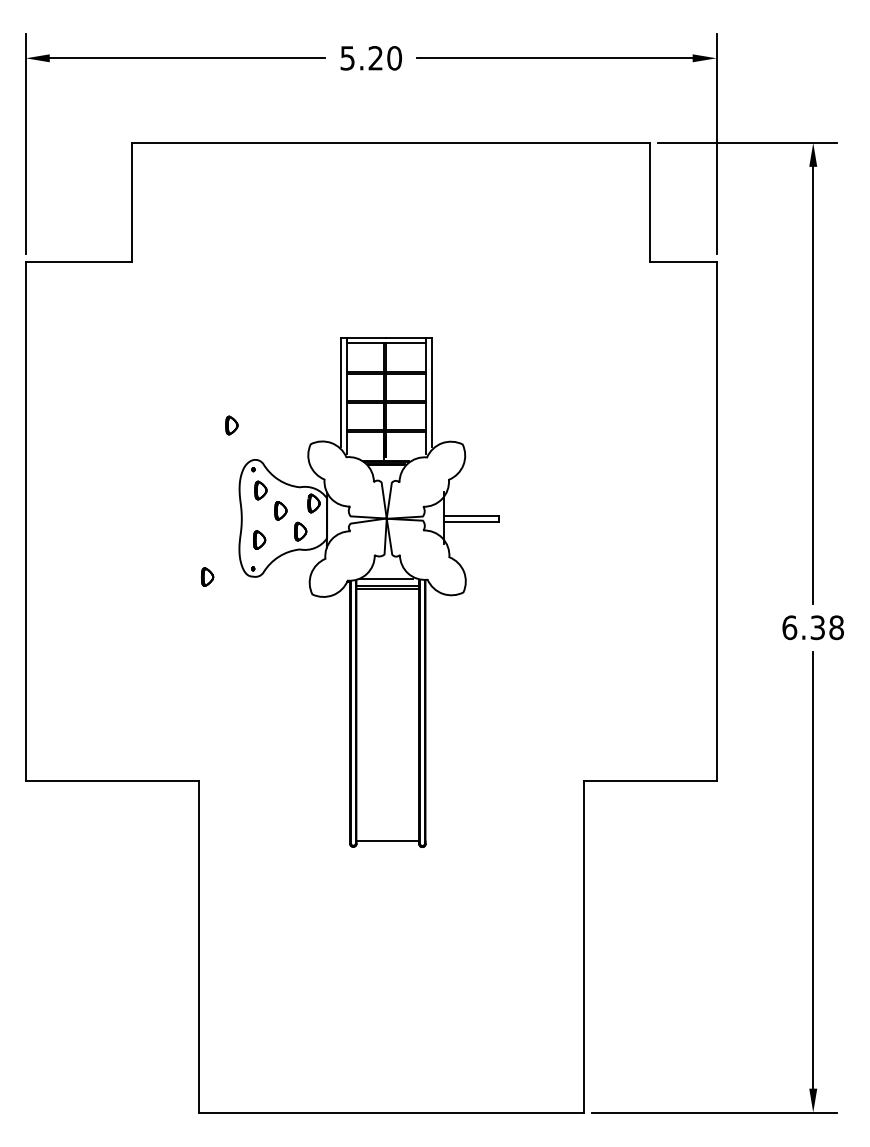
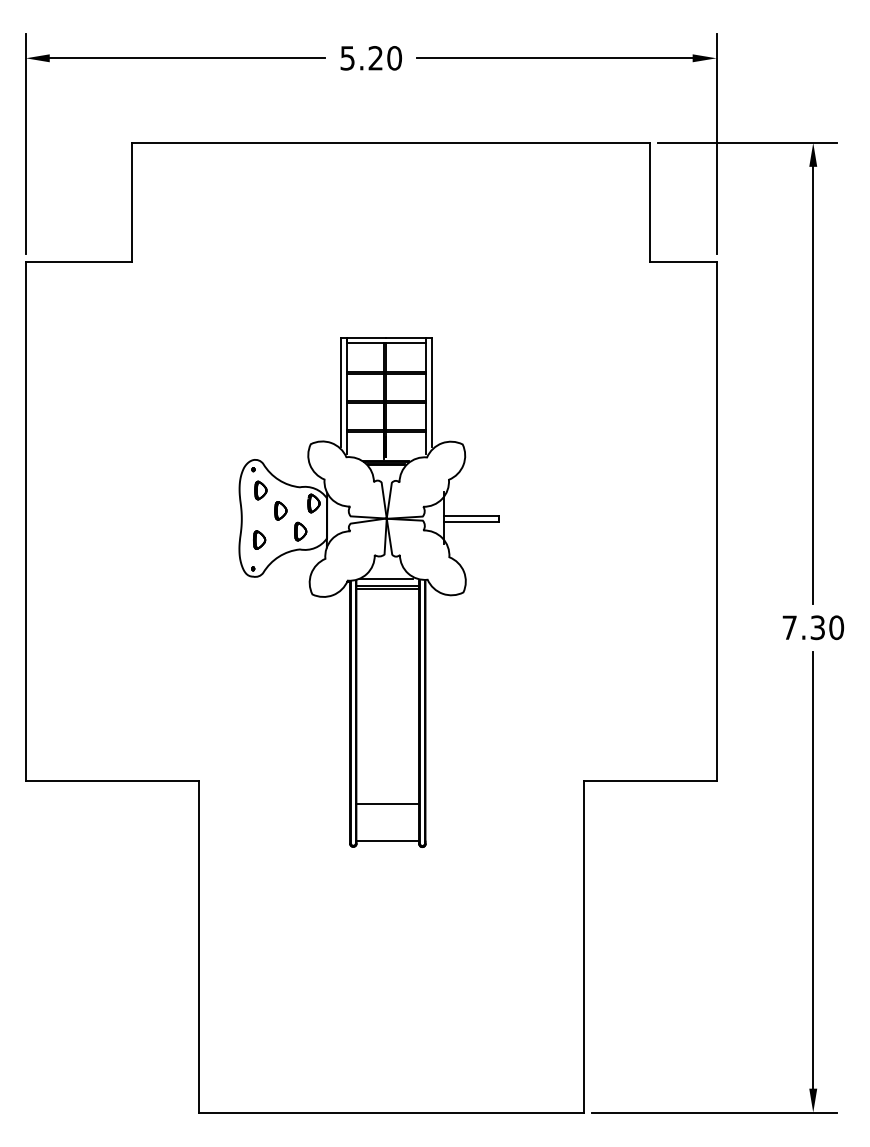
part: present -> none (231, 425)
part: present -> none (207, 576)
text: 6.38 -> 7.30 (813, 627)
line: none -> present (387, 804)
